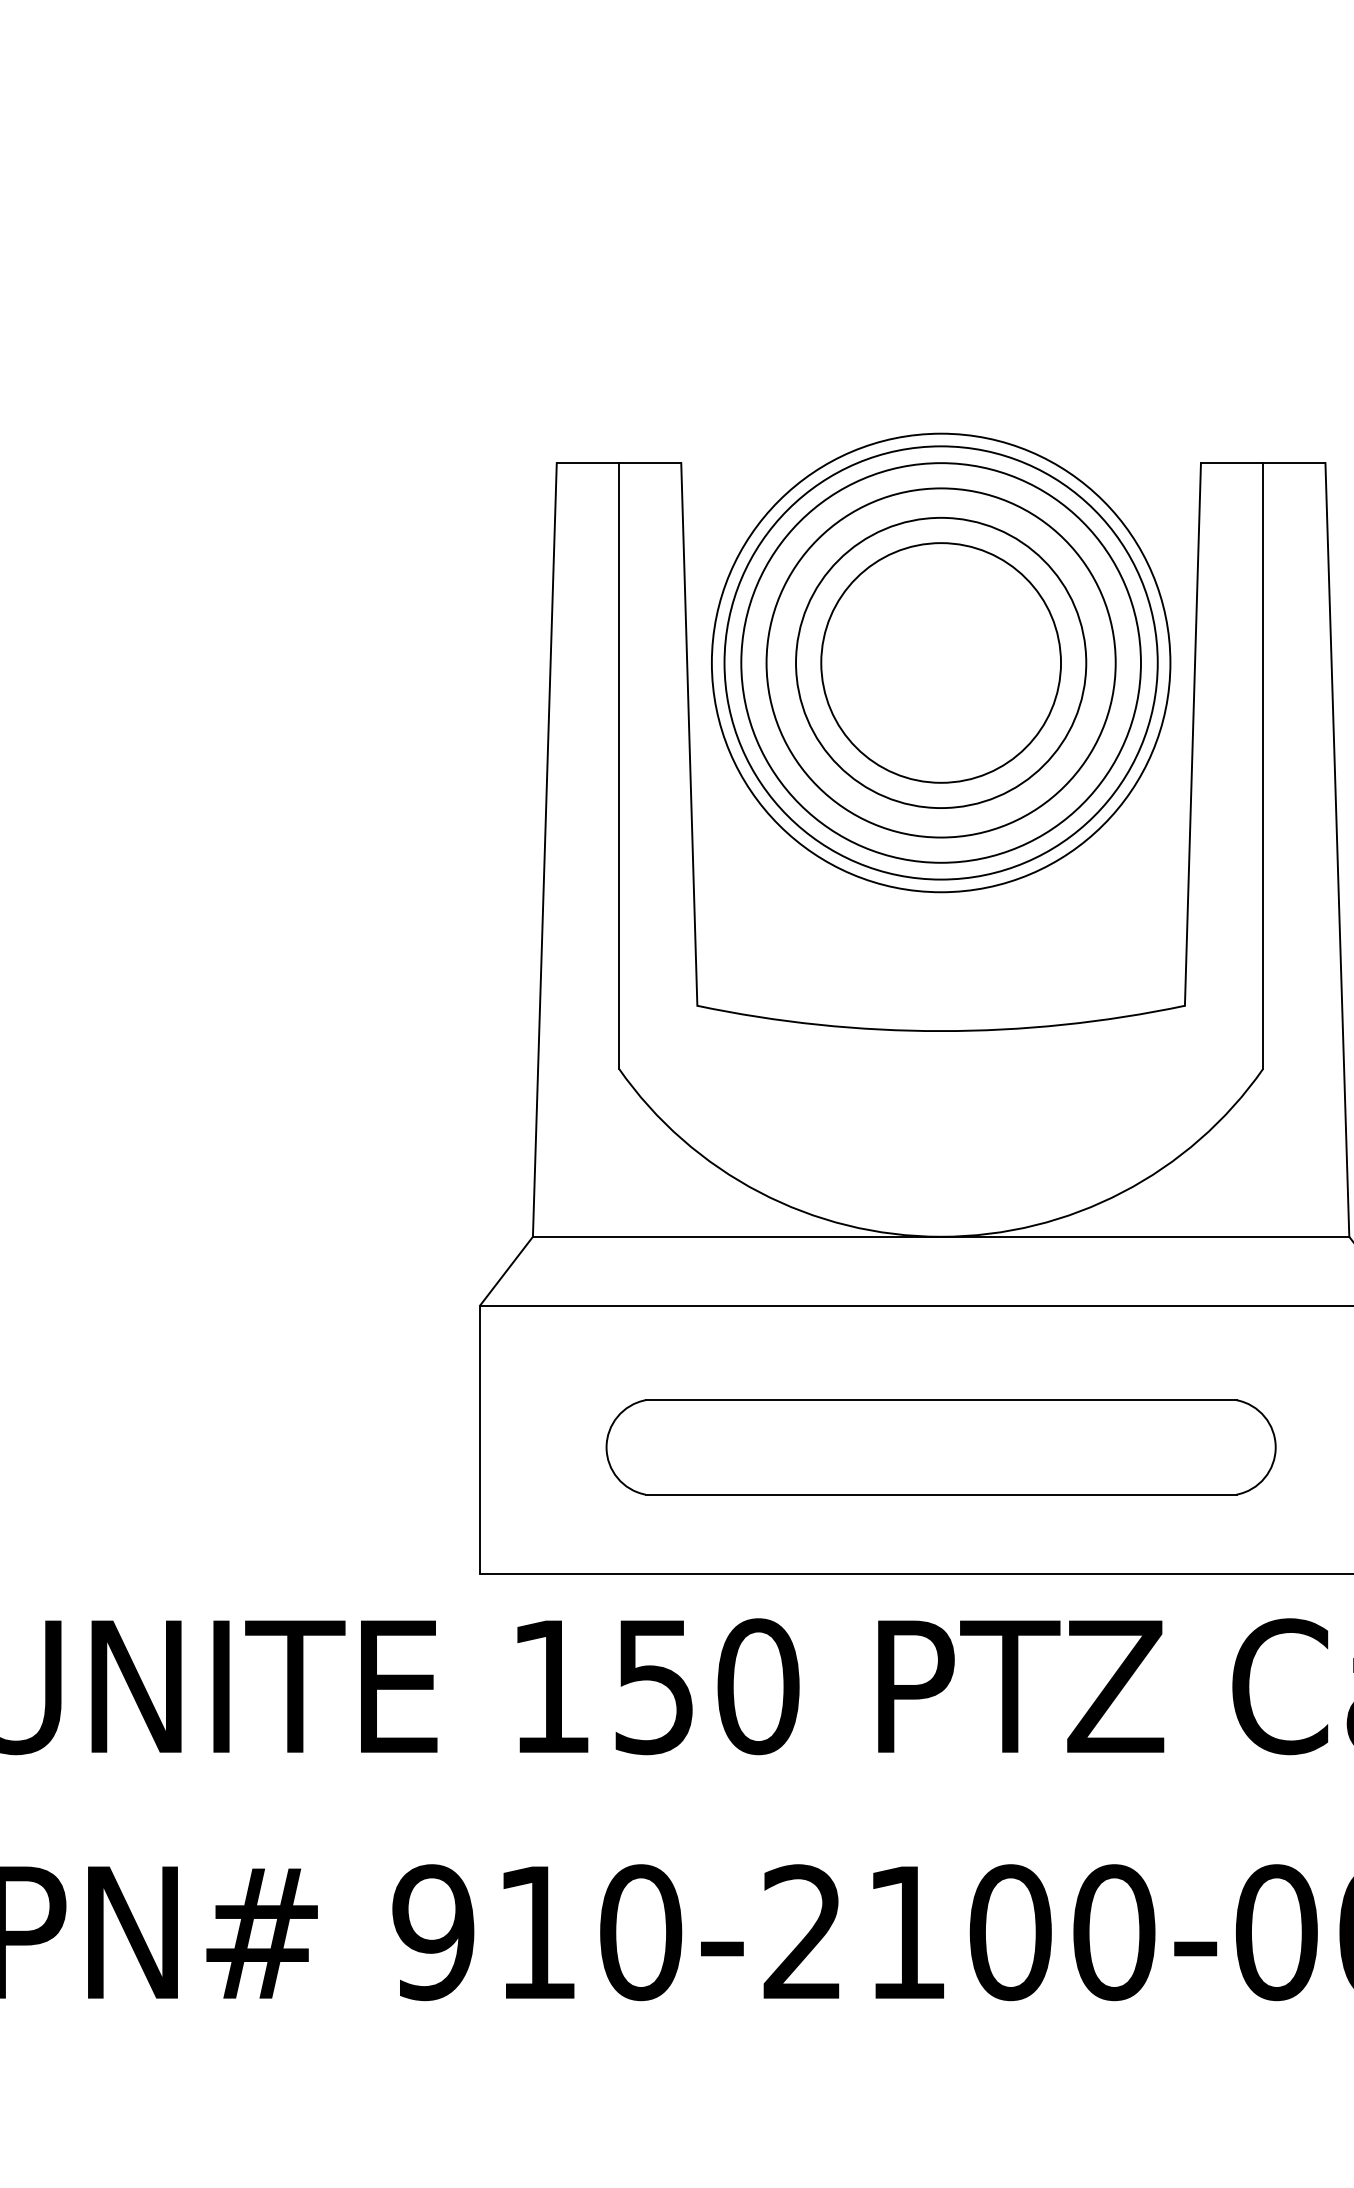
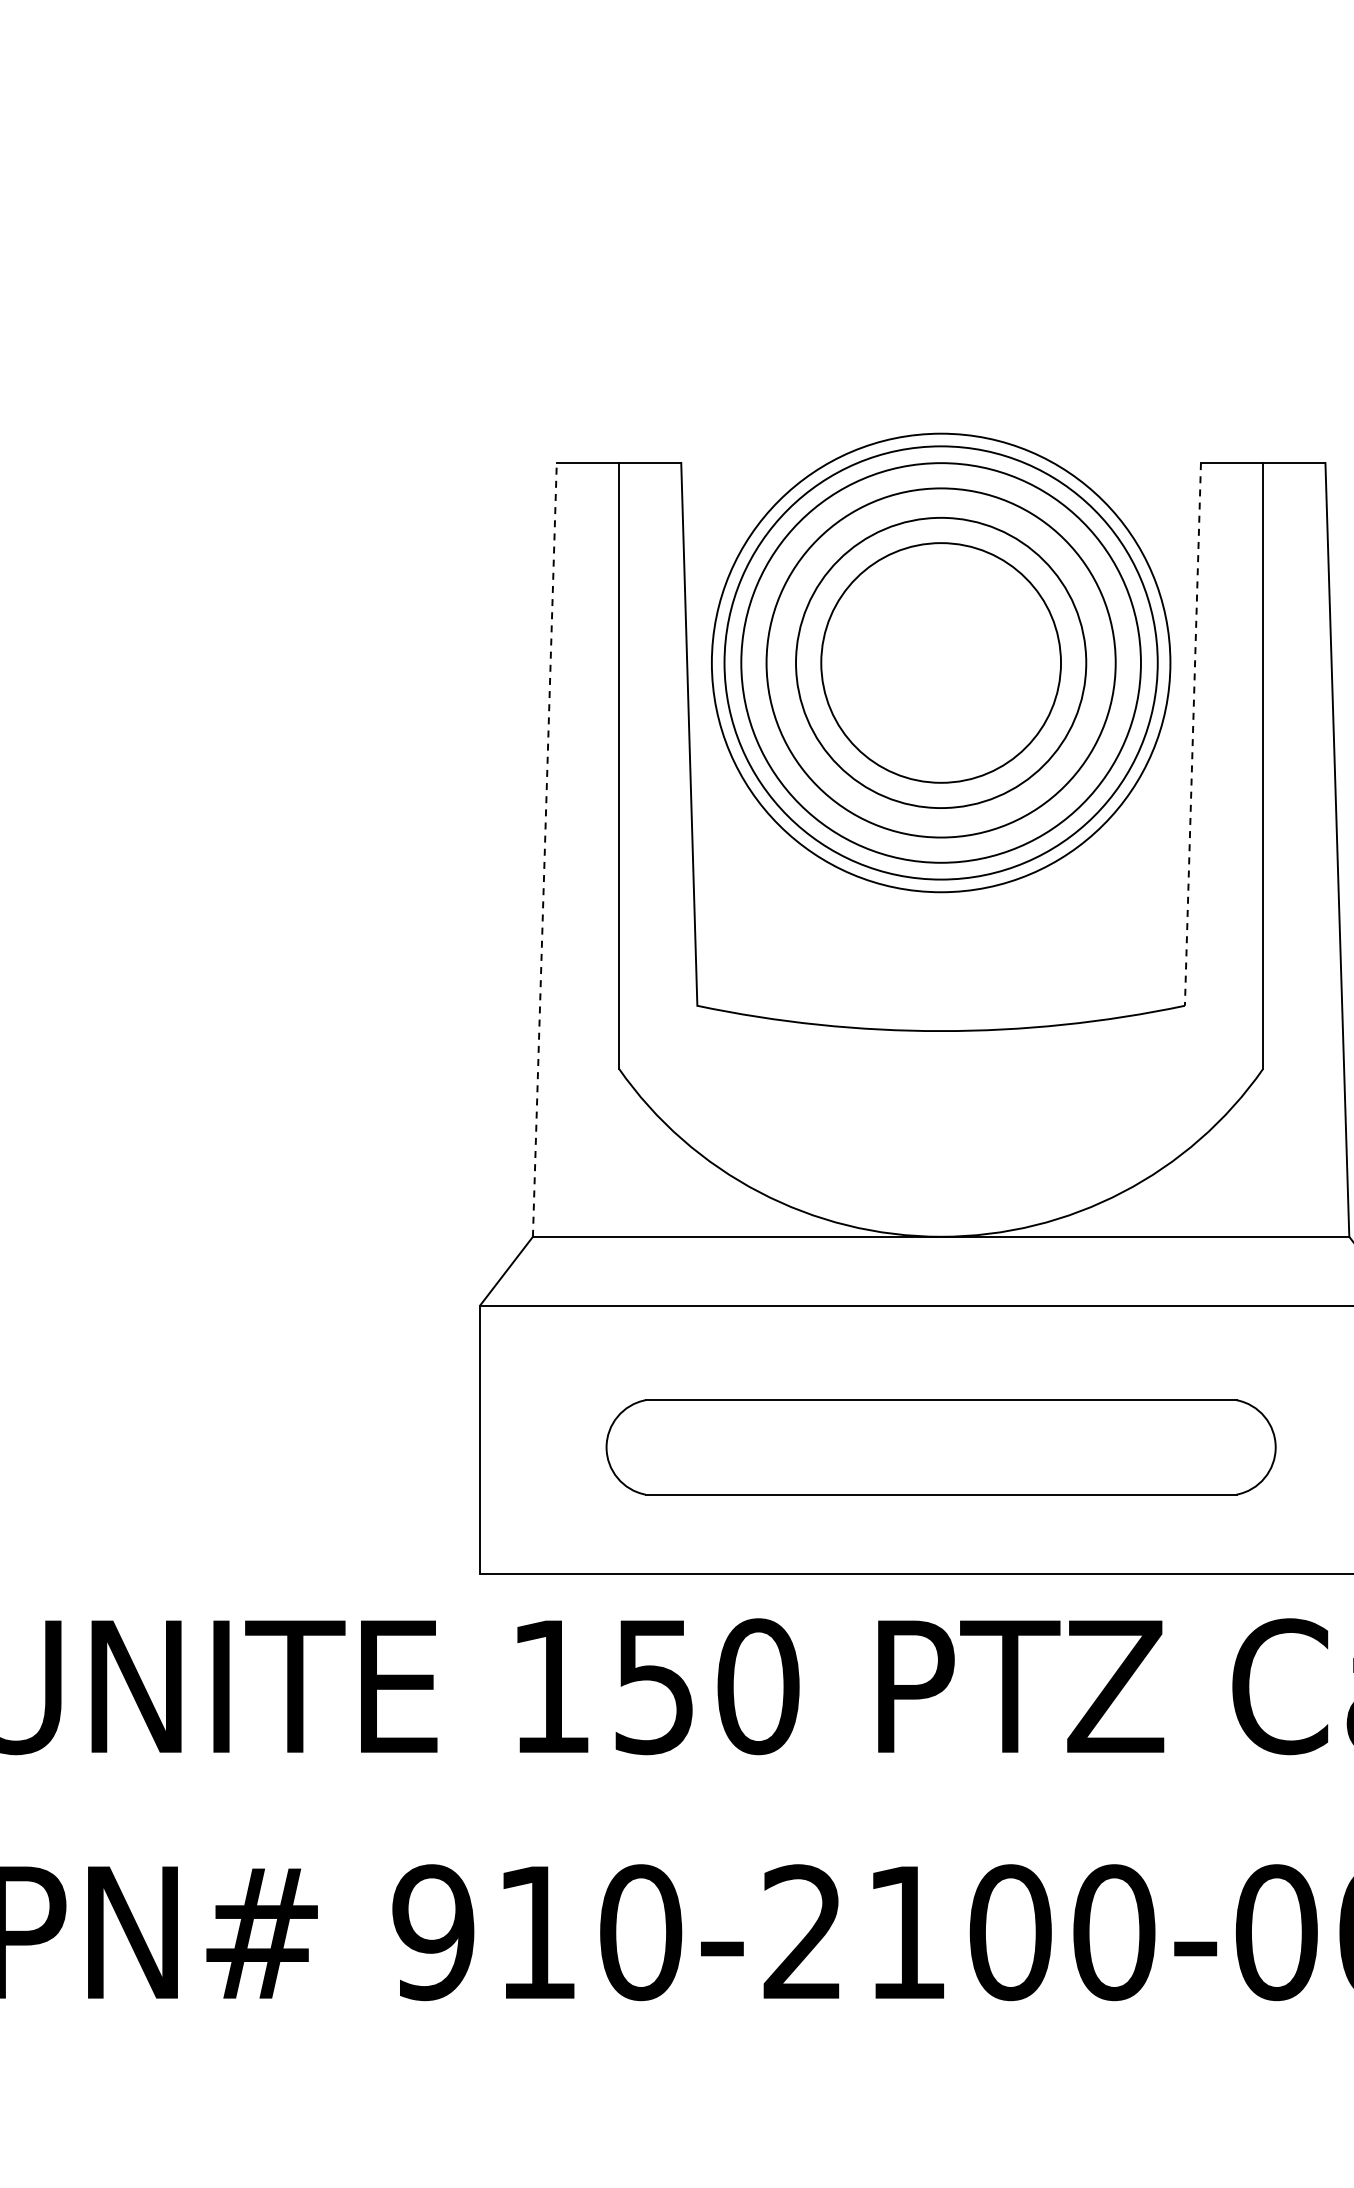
line: solid -> dashed (1192, 734)
line: solid -> dashed (544, 849)
